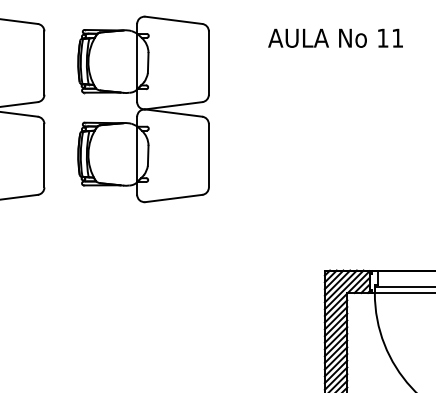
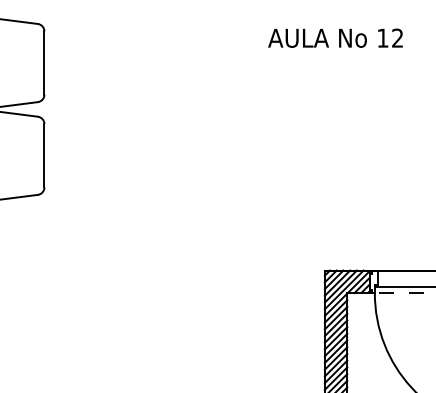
text: 11 -> 12 (397, 37)
part: present -> none (143, 109)
line: solid -> dashed (404, 292)
